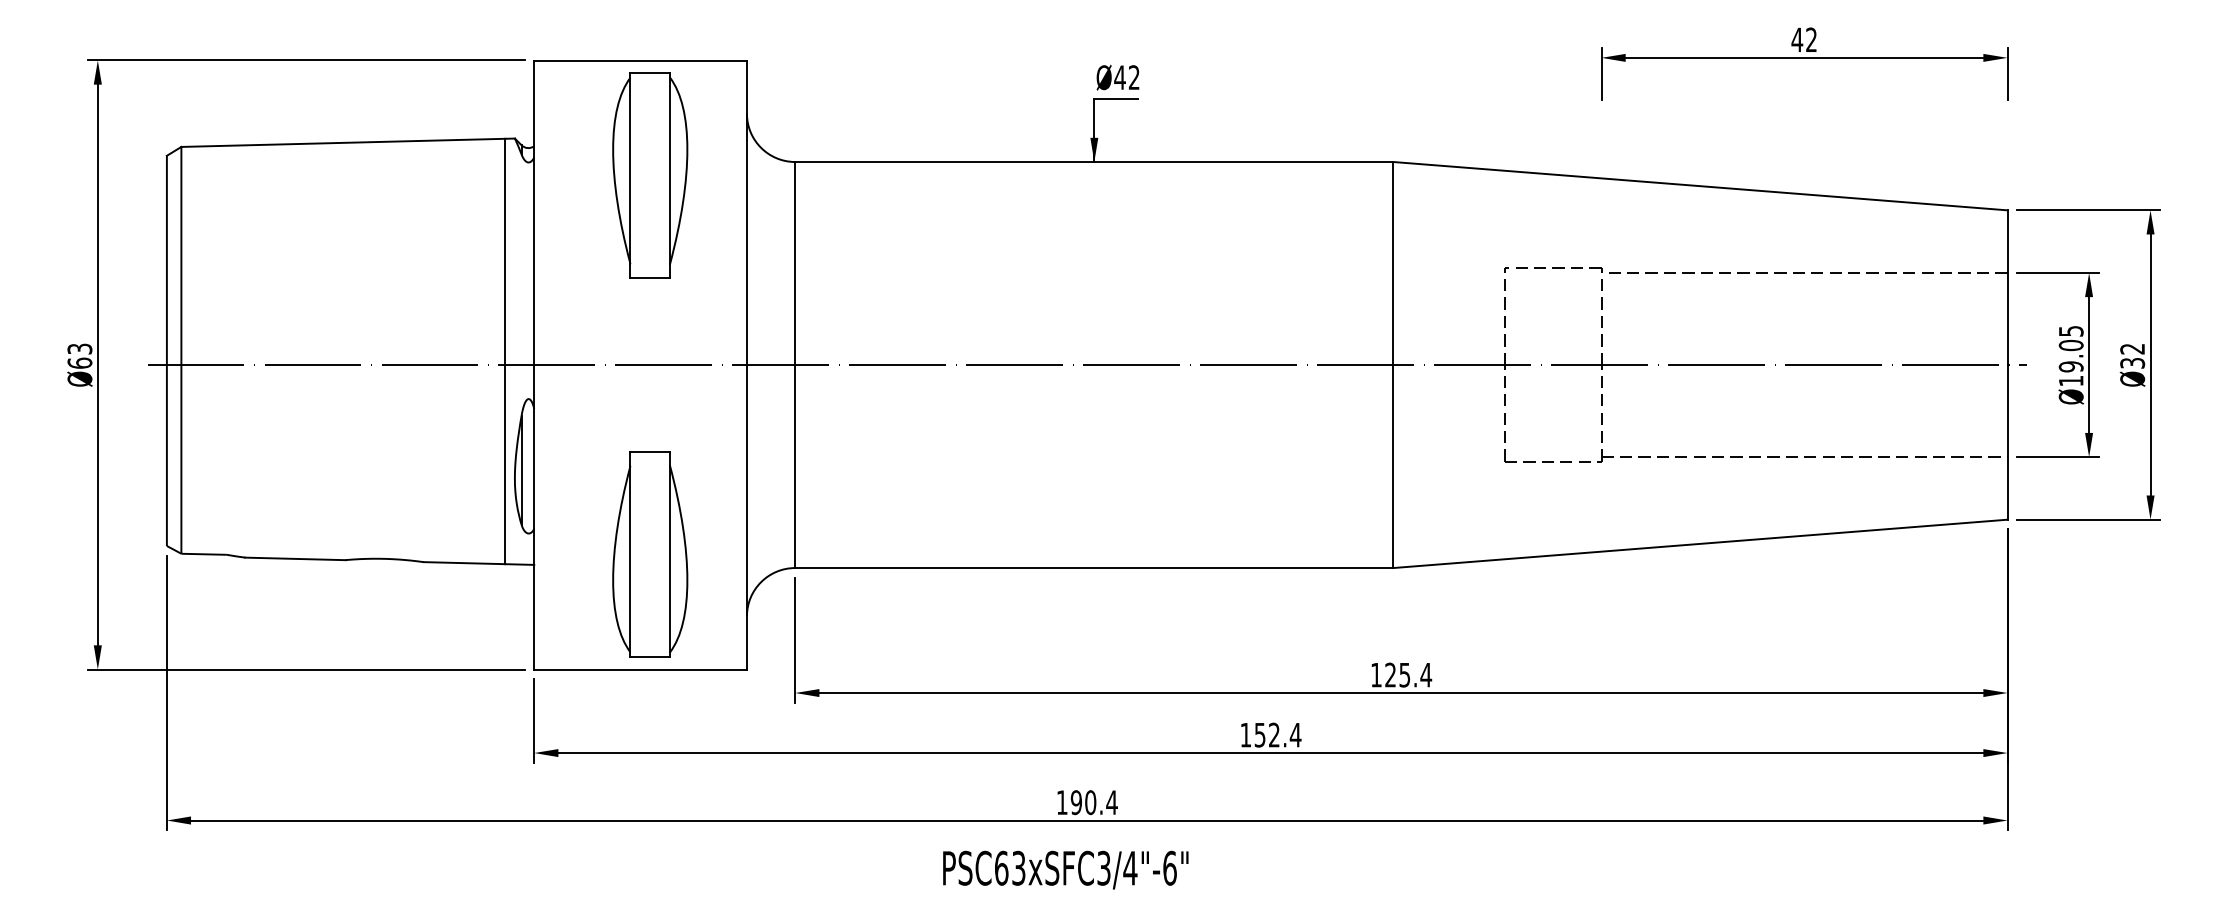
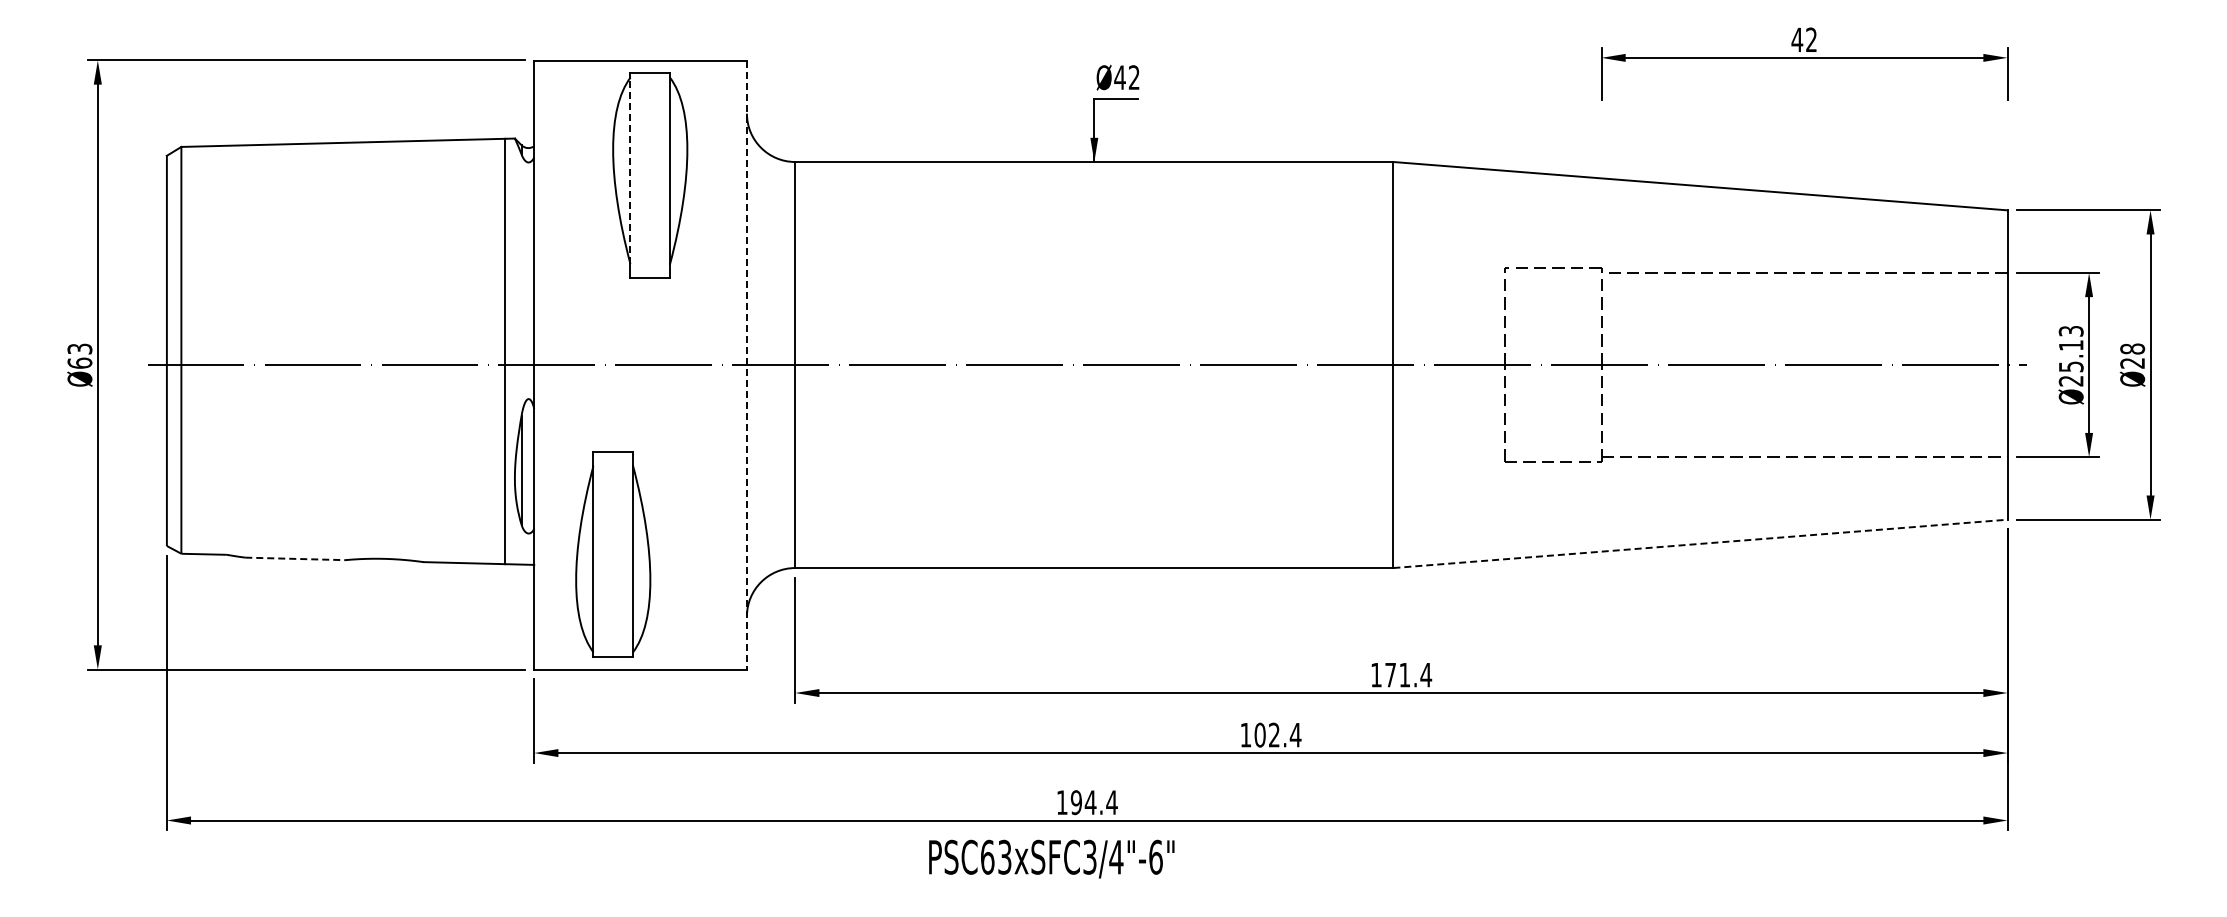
line: solid -> dashed (630, 170)
text: Ø32 -> Ø28 (2132, 355)
text: Ø19.05 -> Ø25.13 (2070, 356)
line: solid -> dashed (746, 365)
line: solid -> dashed (1700, 543)
part position: (650, 554) -> (613, 554) (613, 554)
line: solid -> dashed (296, 558)
text: 125.4 -> 171.4 (1397, 674)
text: 152.4 -> 102.4 (1259, 734)
text: 190.4 -> 194.4 (1090, 802)
text position: (1065, 869) -> (1051, 858) (1051, 858)
